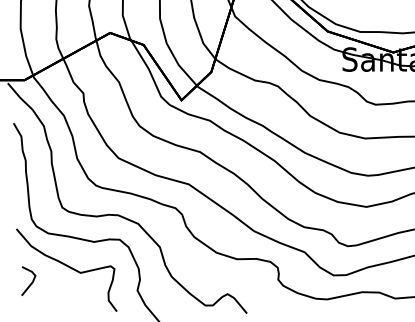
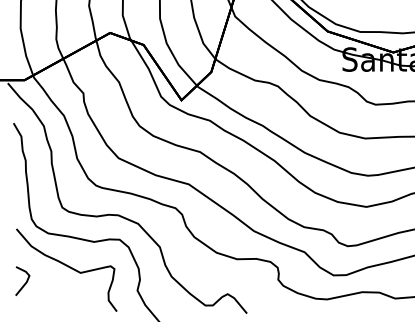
line position: (31, 282) -> (25, 282) (25, 282)
